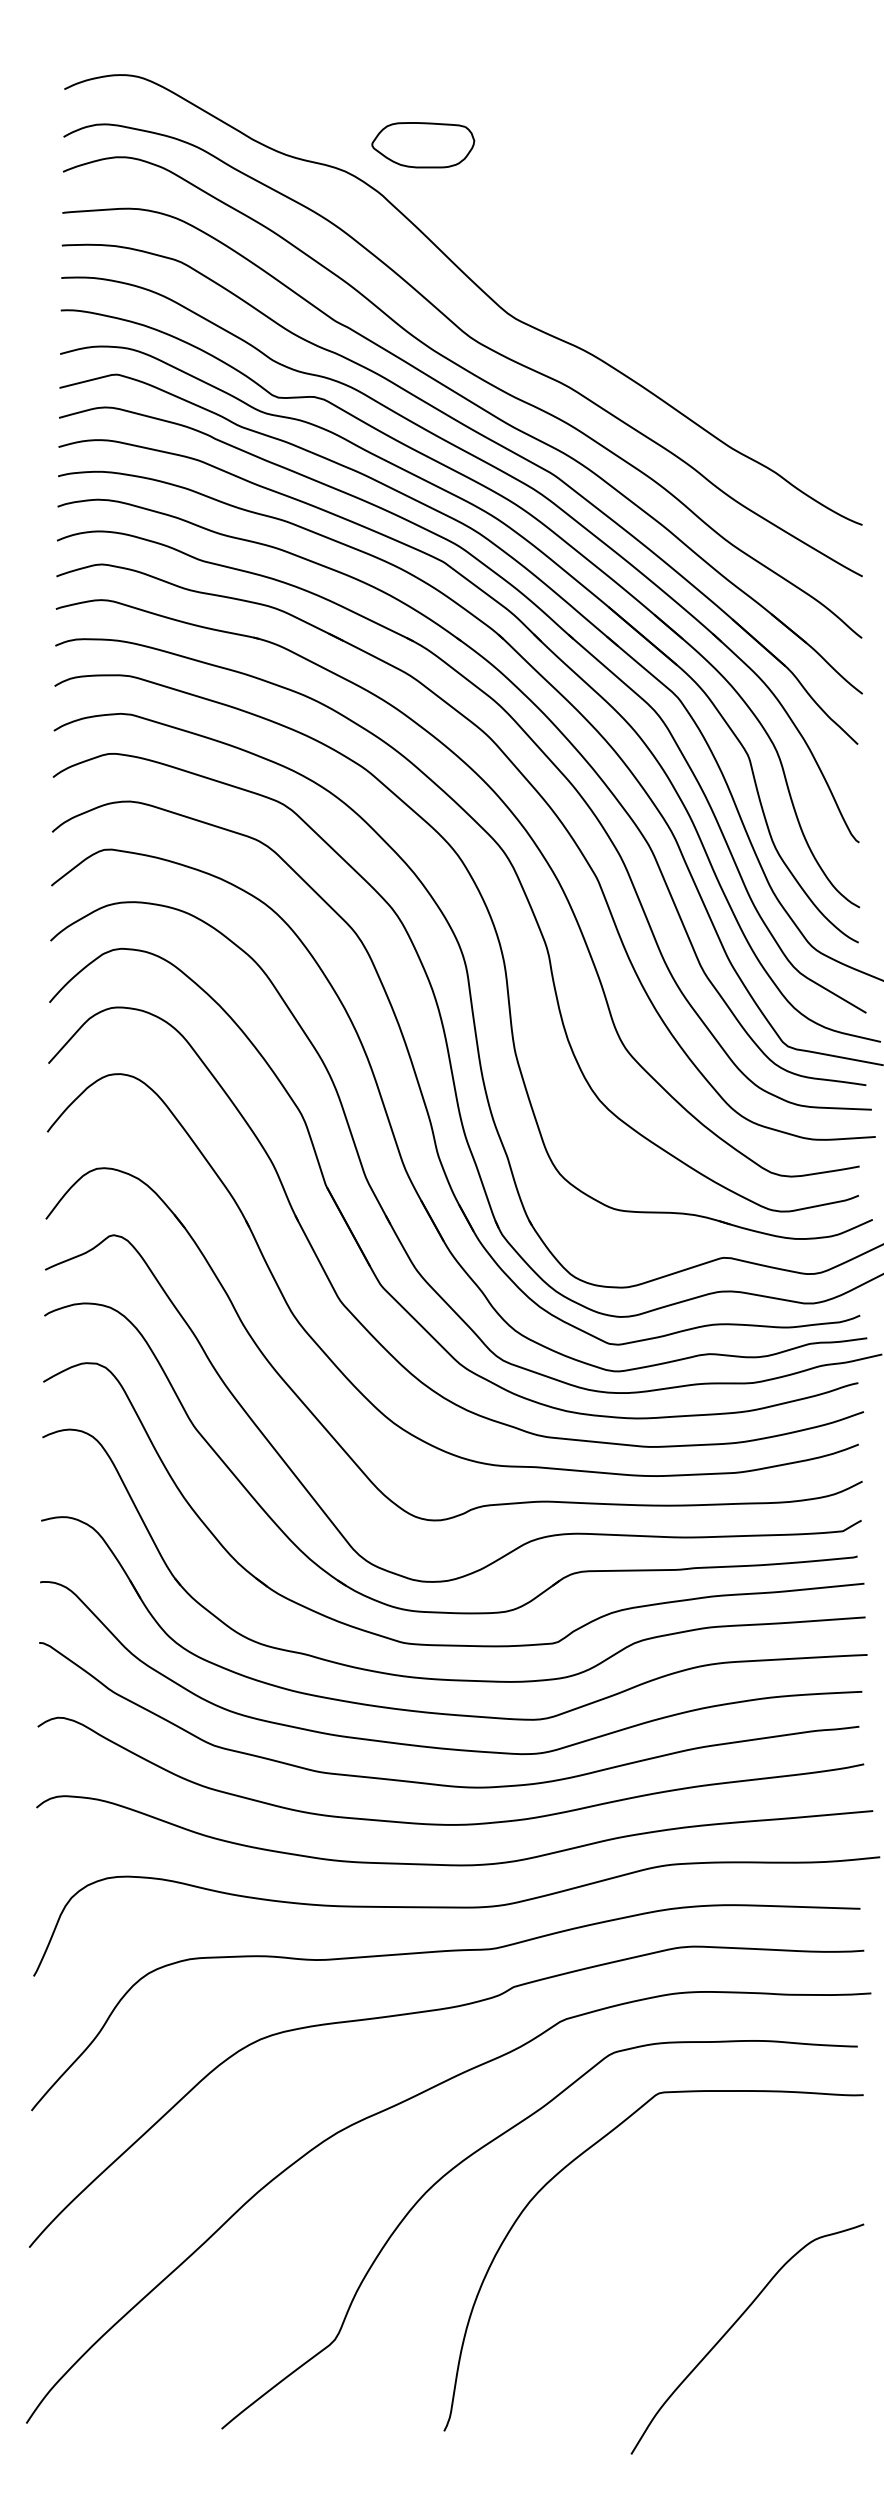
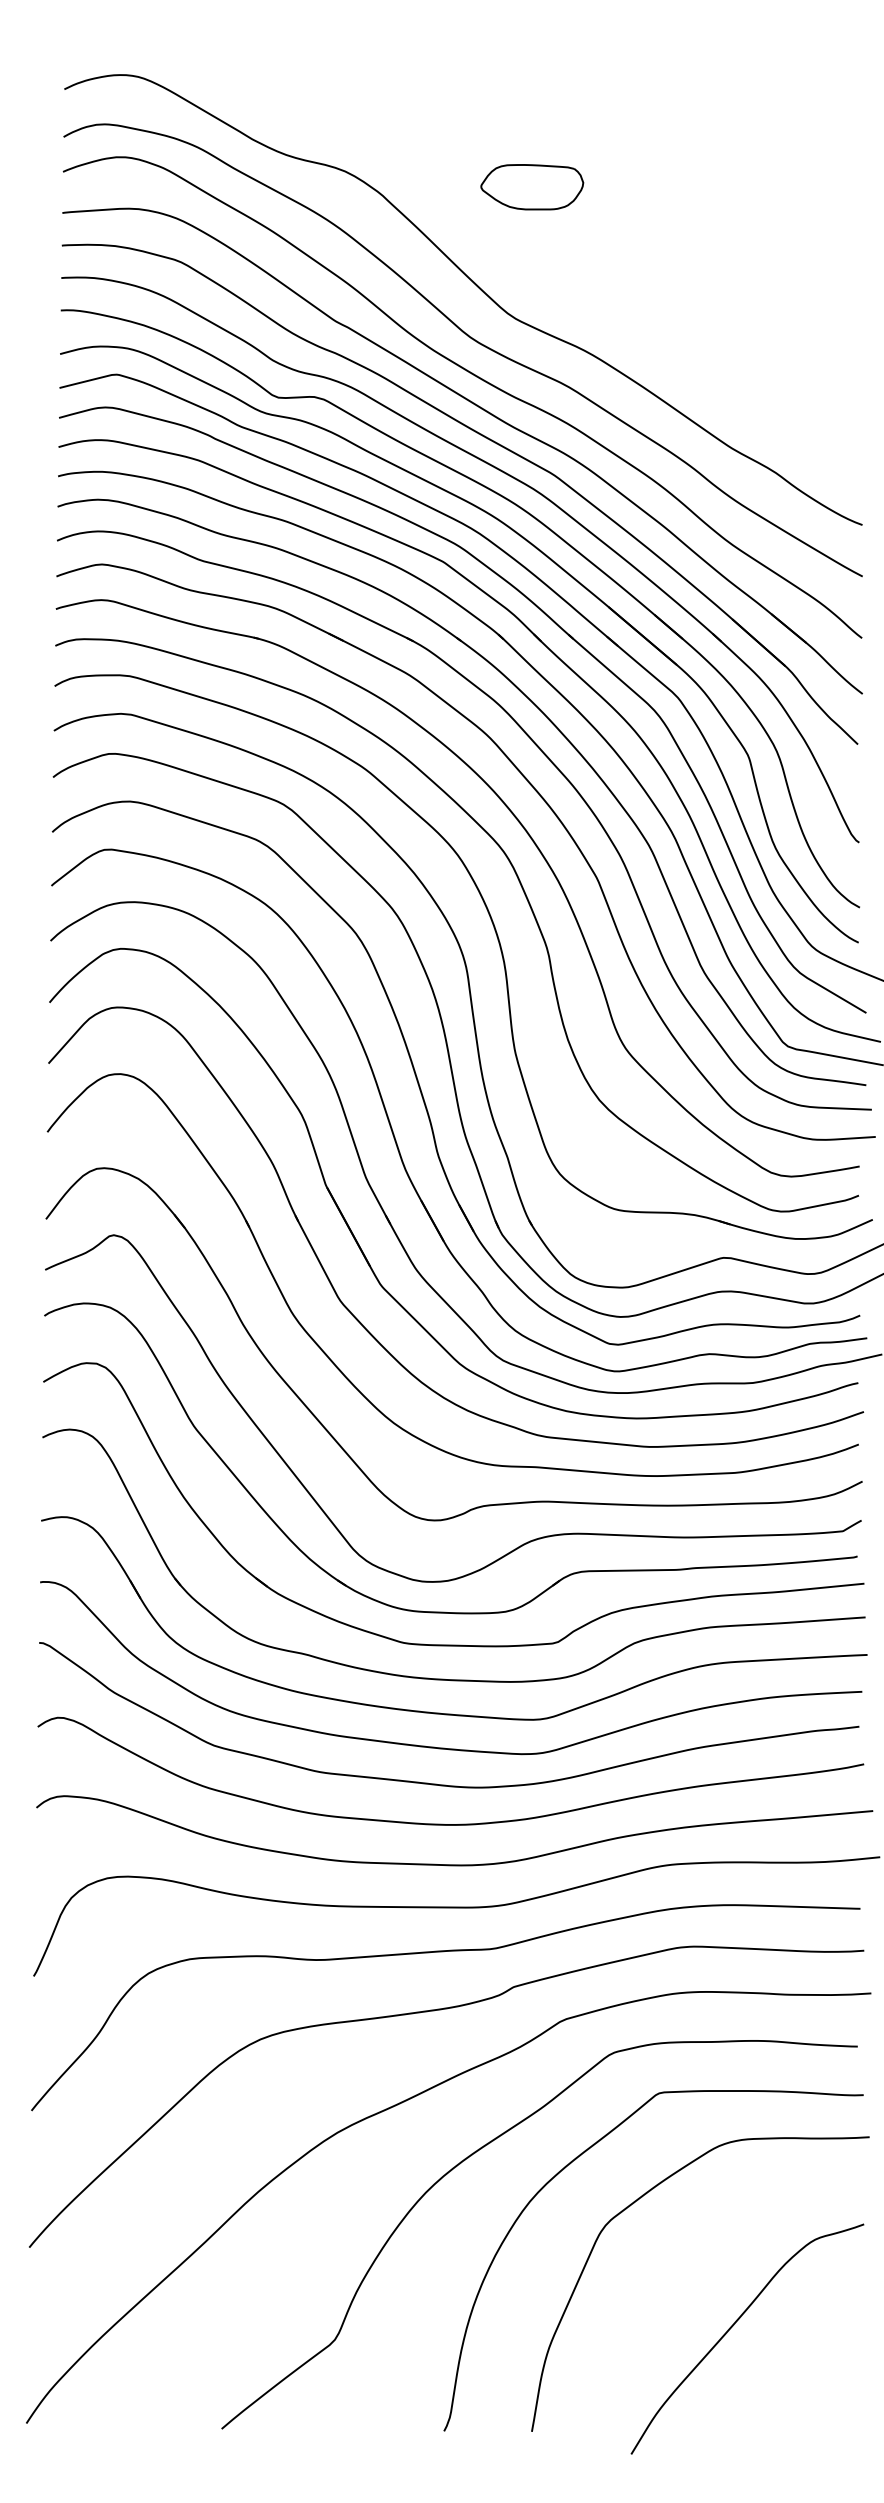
part position: (423, 145) -> (532, 187) (532, 187)
curve: none -> present (638, 2200)
